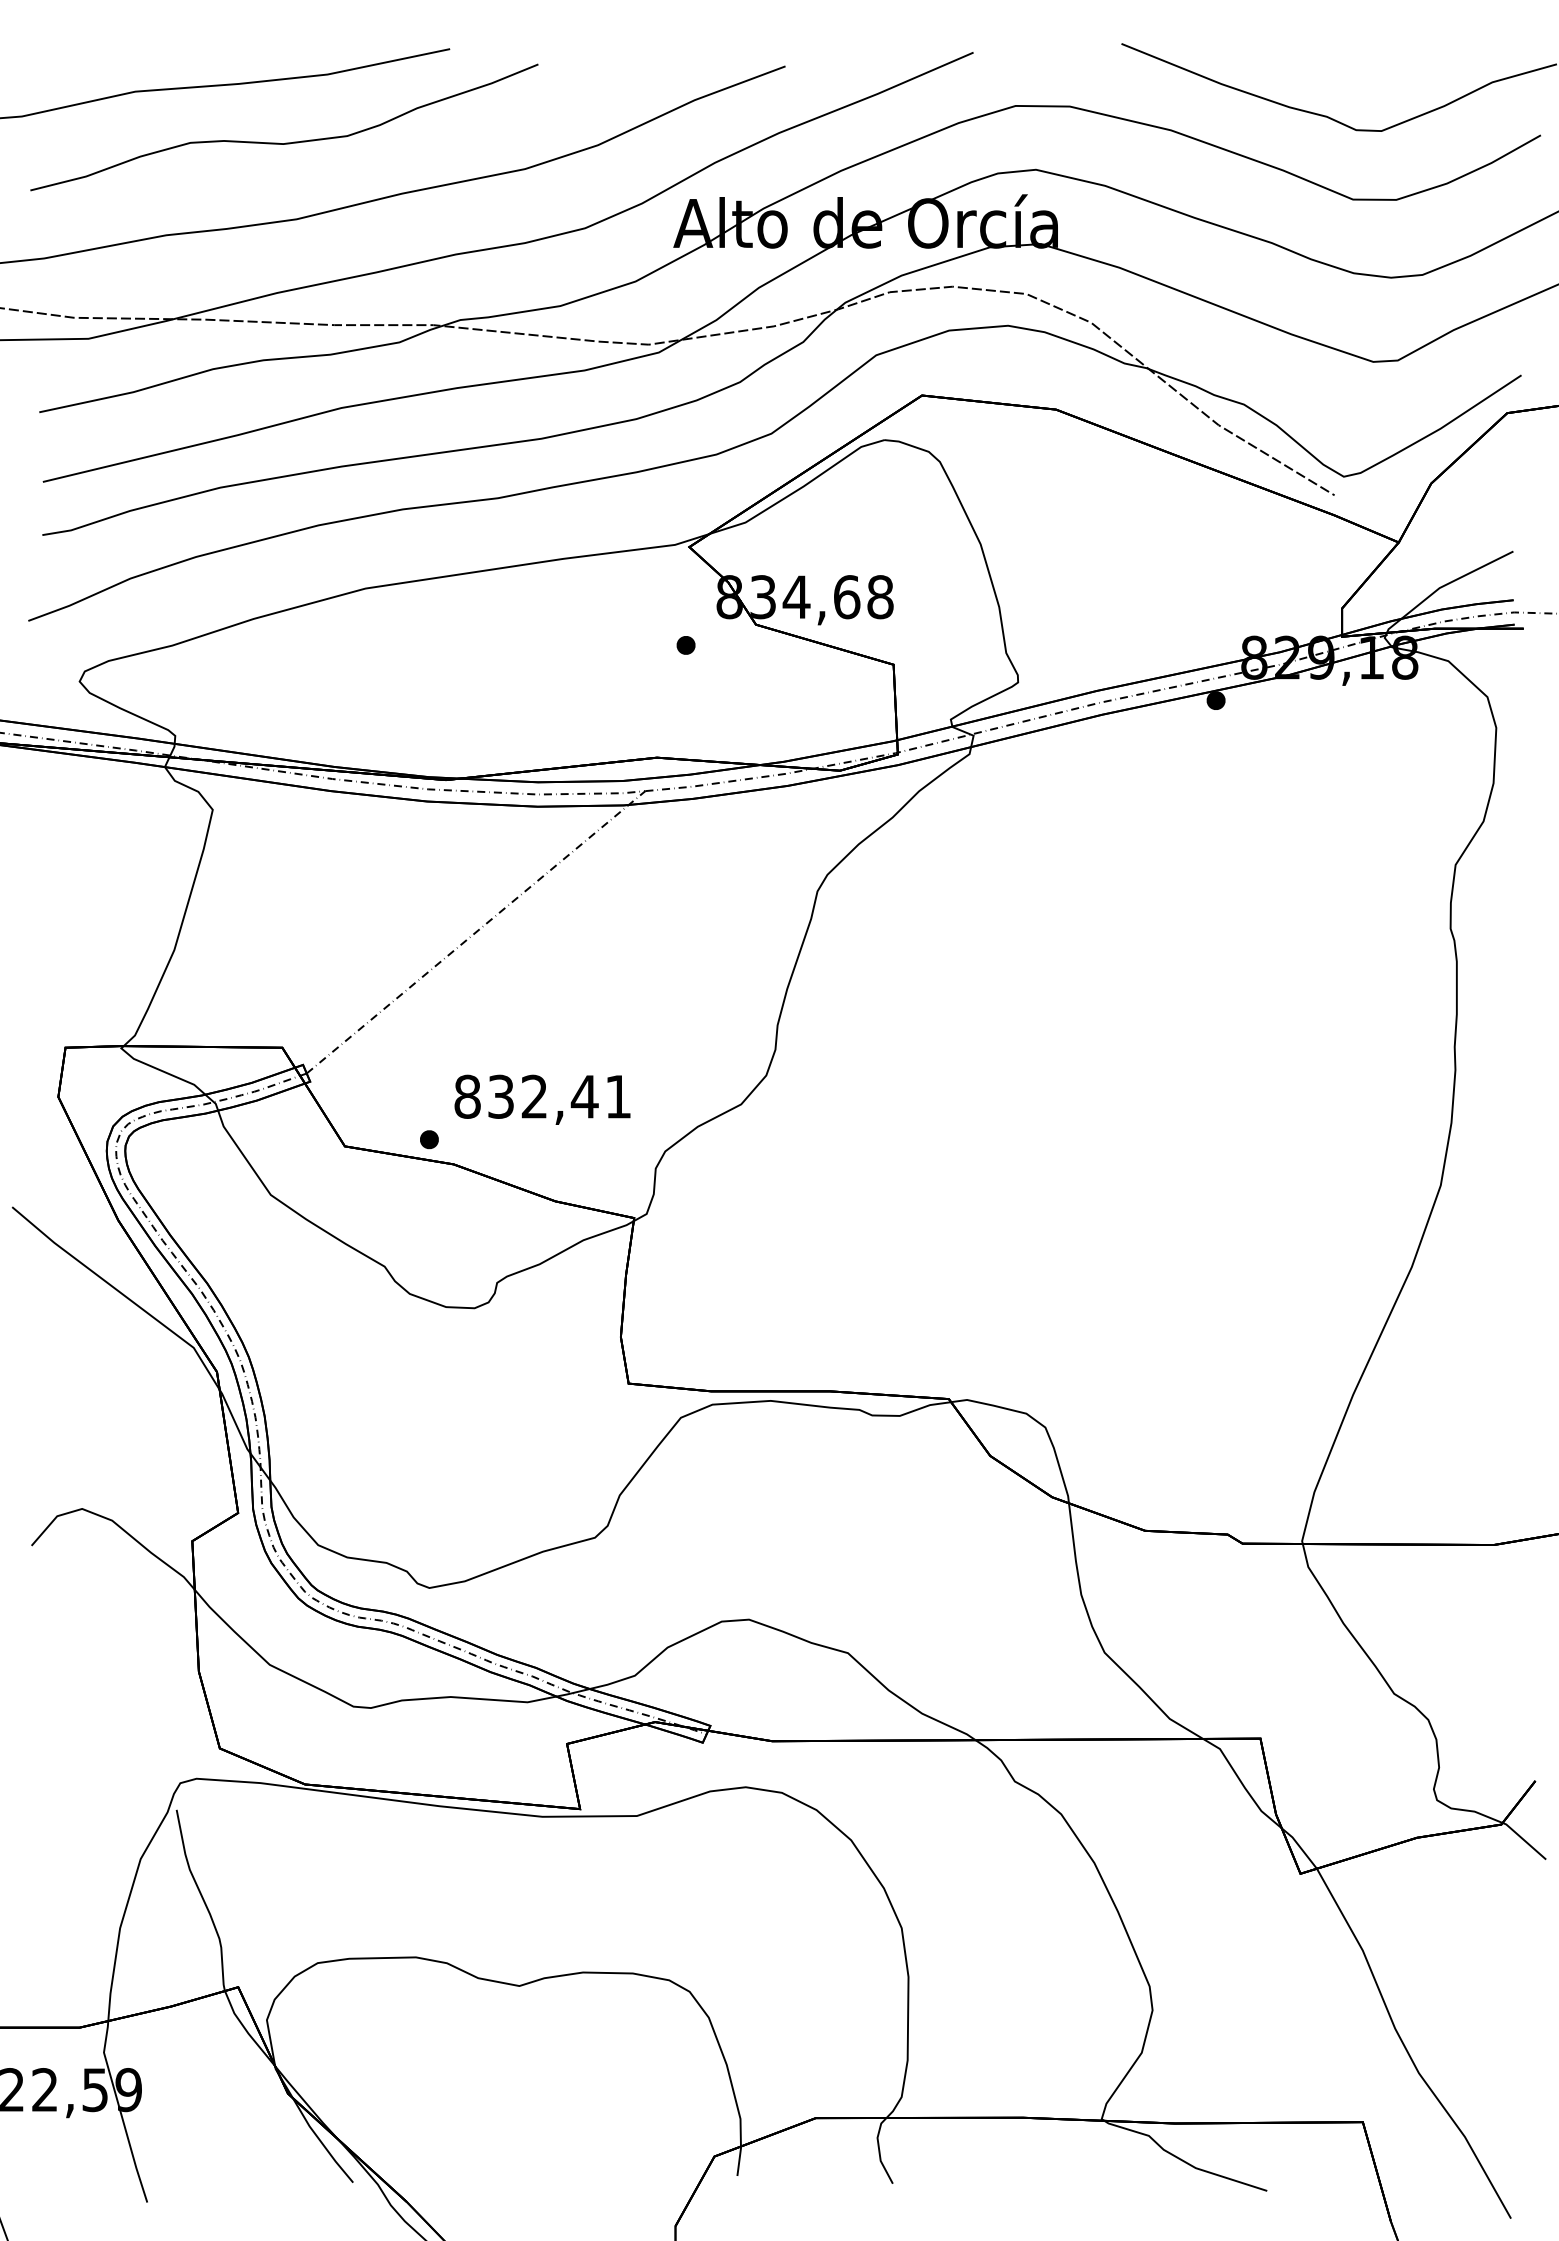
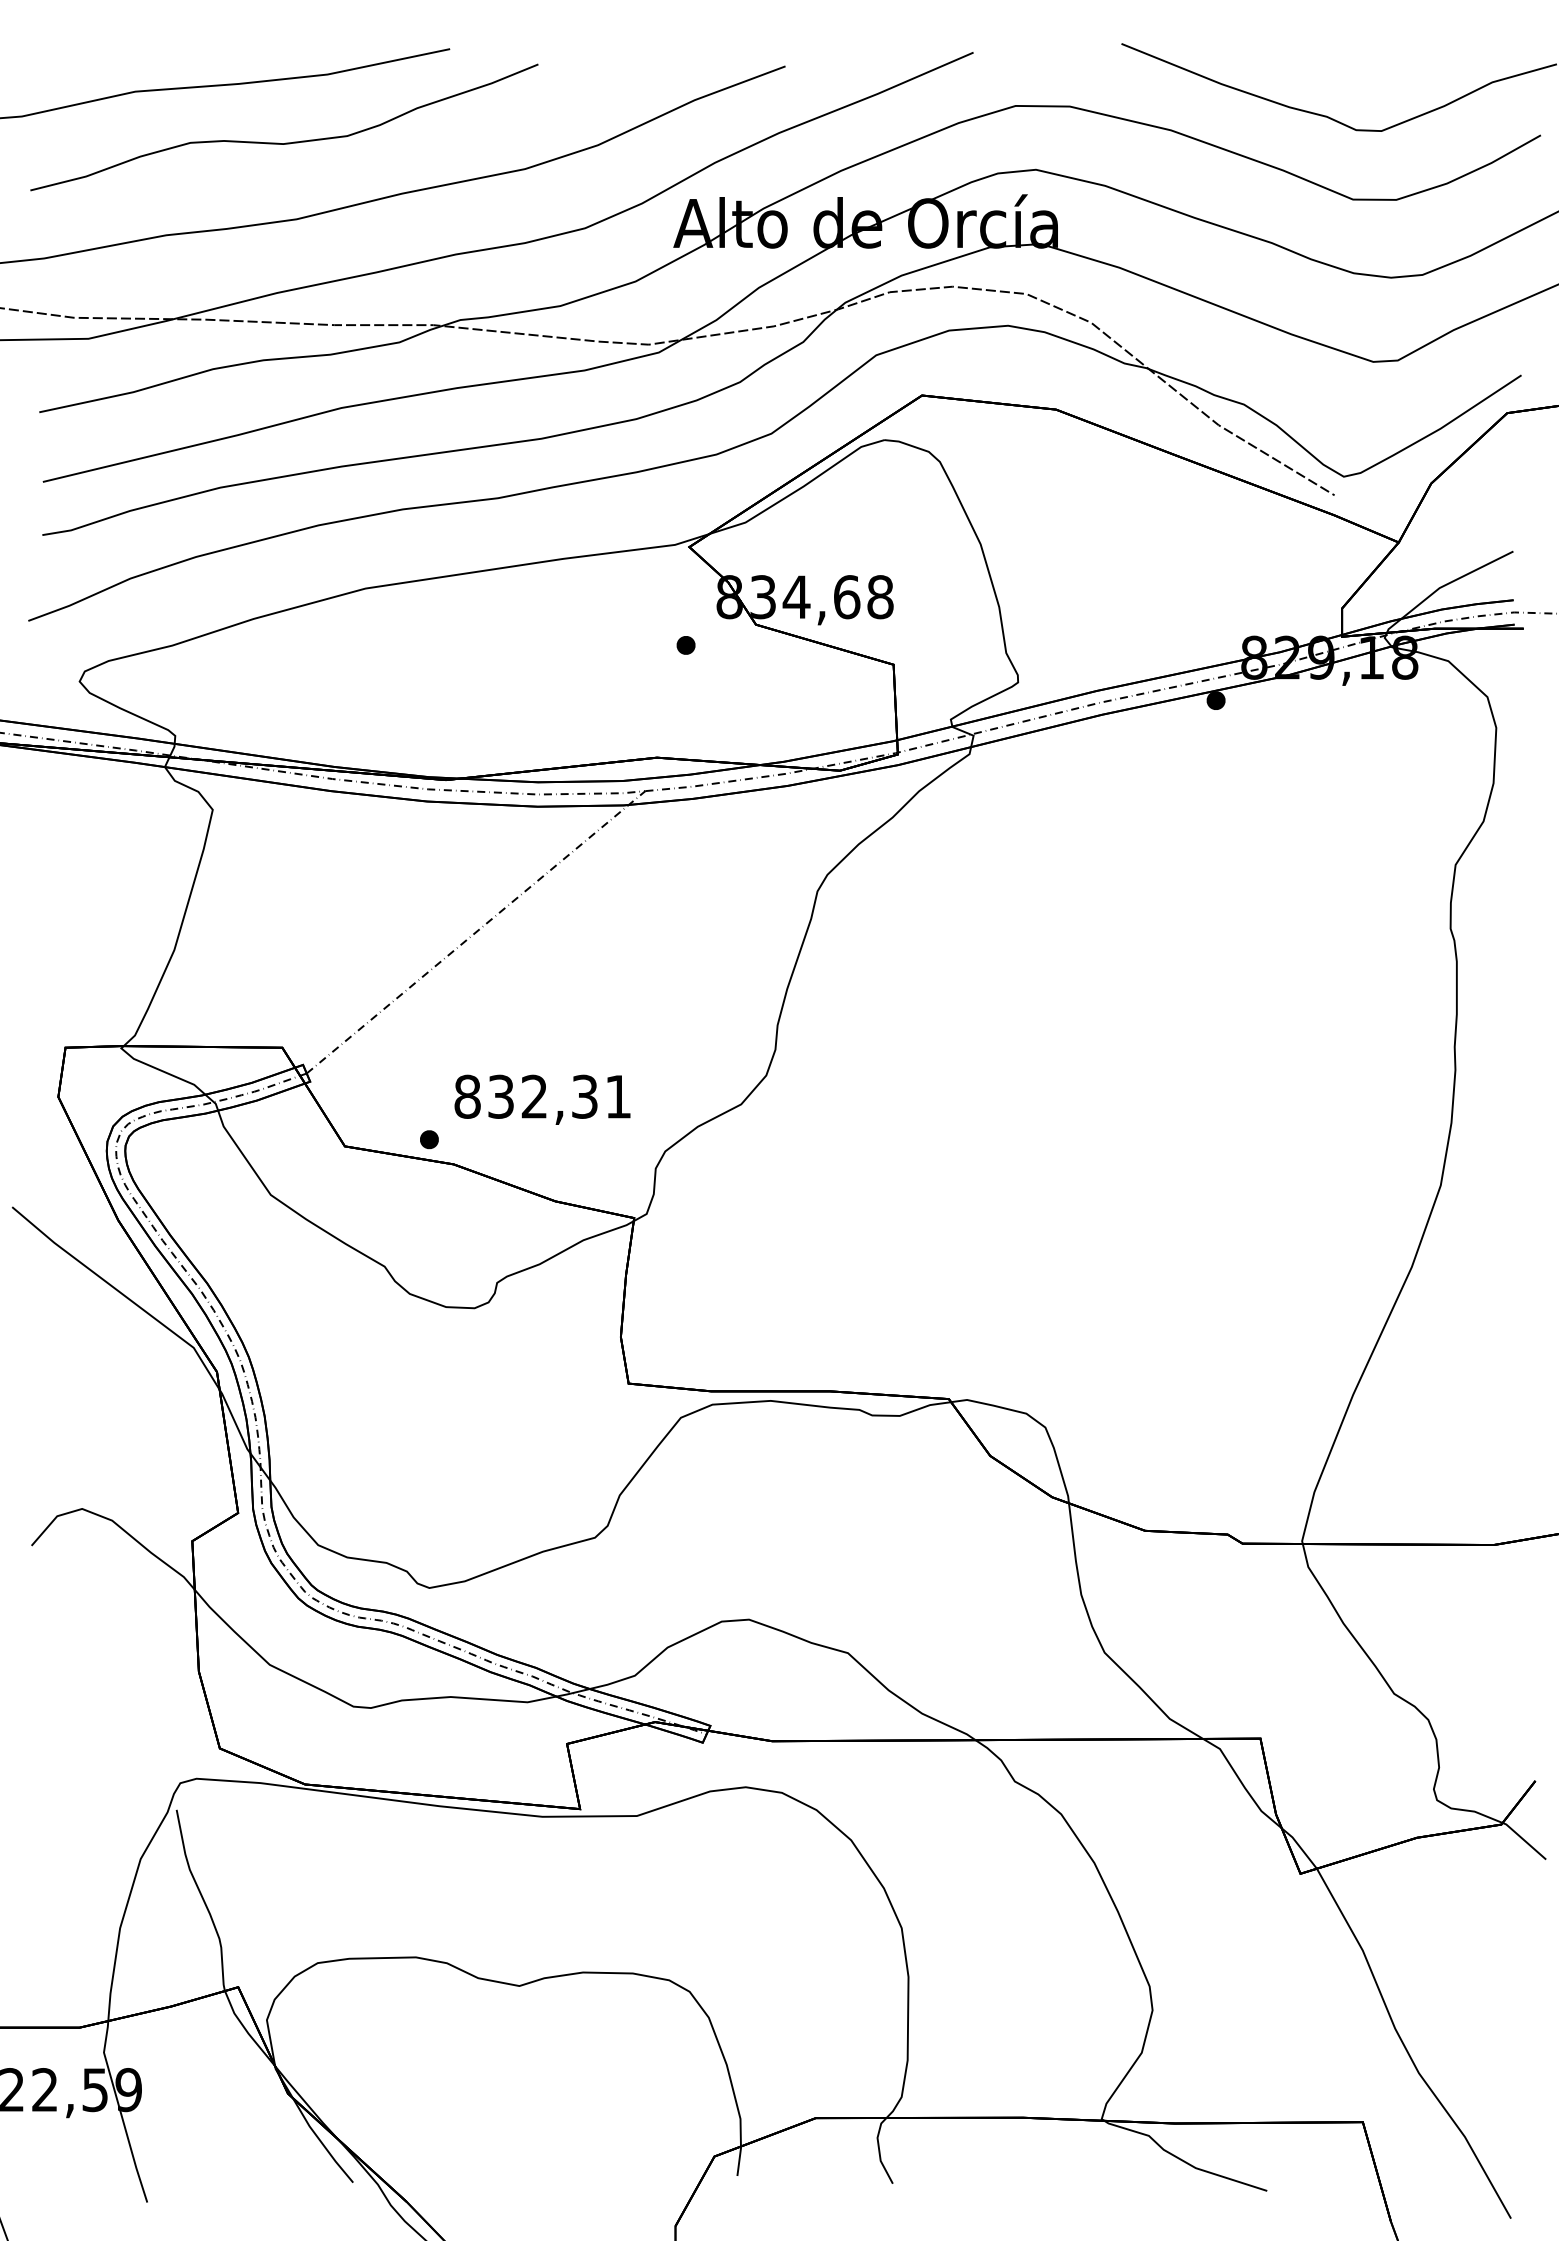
text: 832,41 -> 832,31 (584, 1096)
